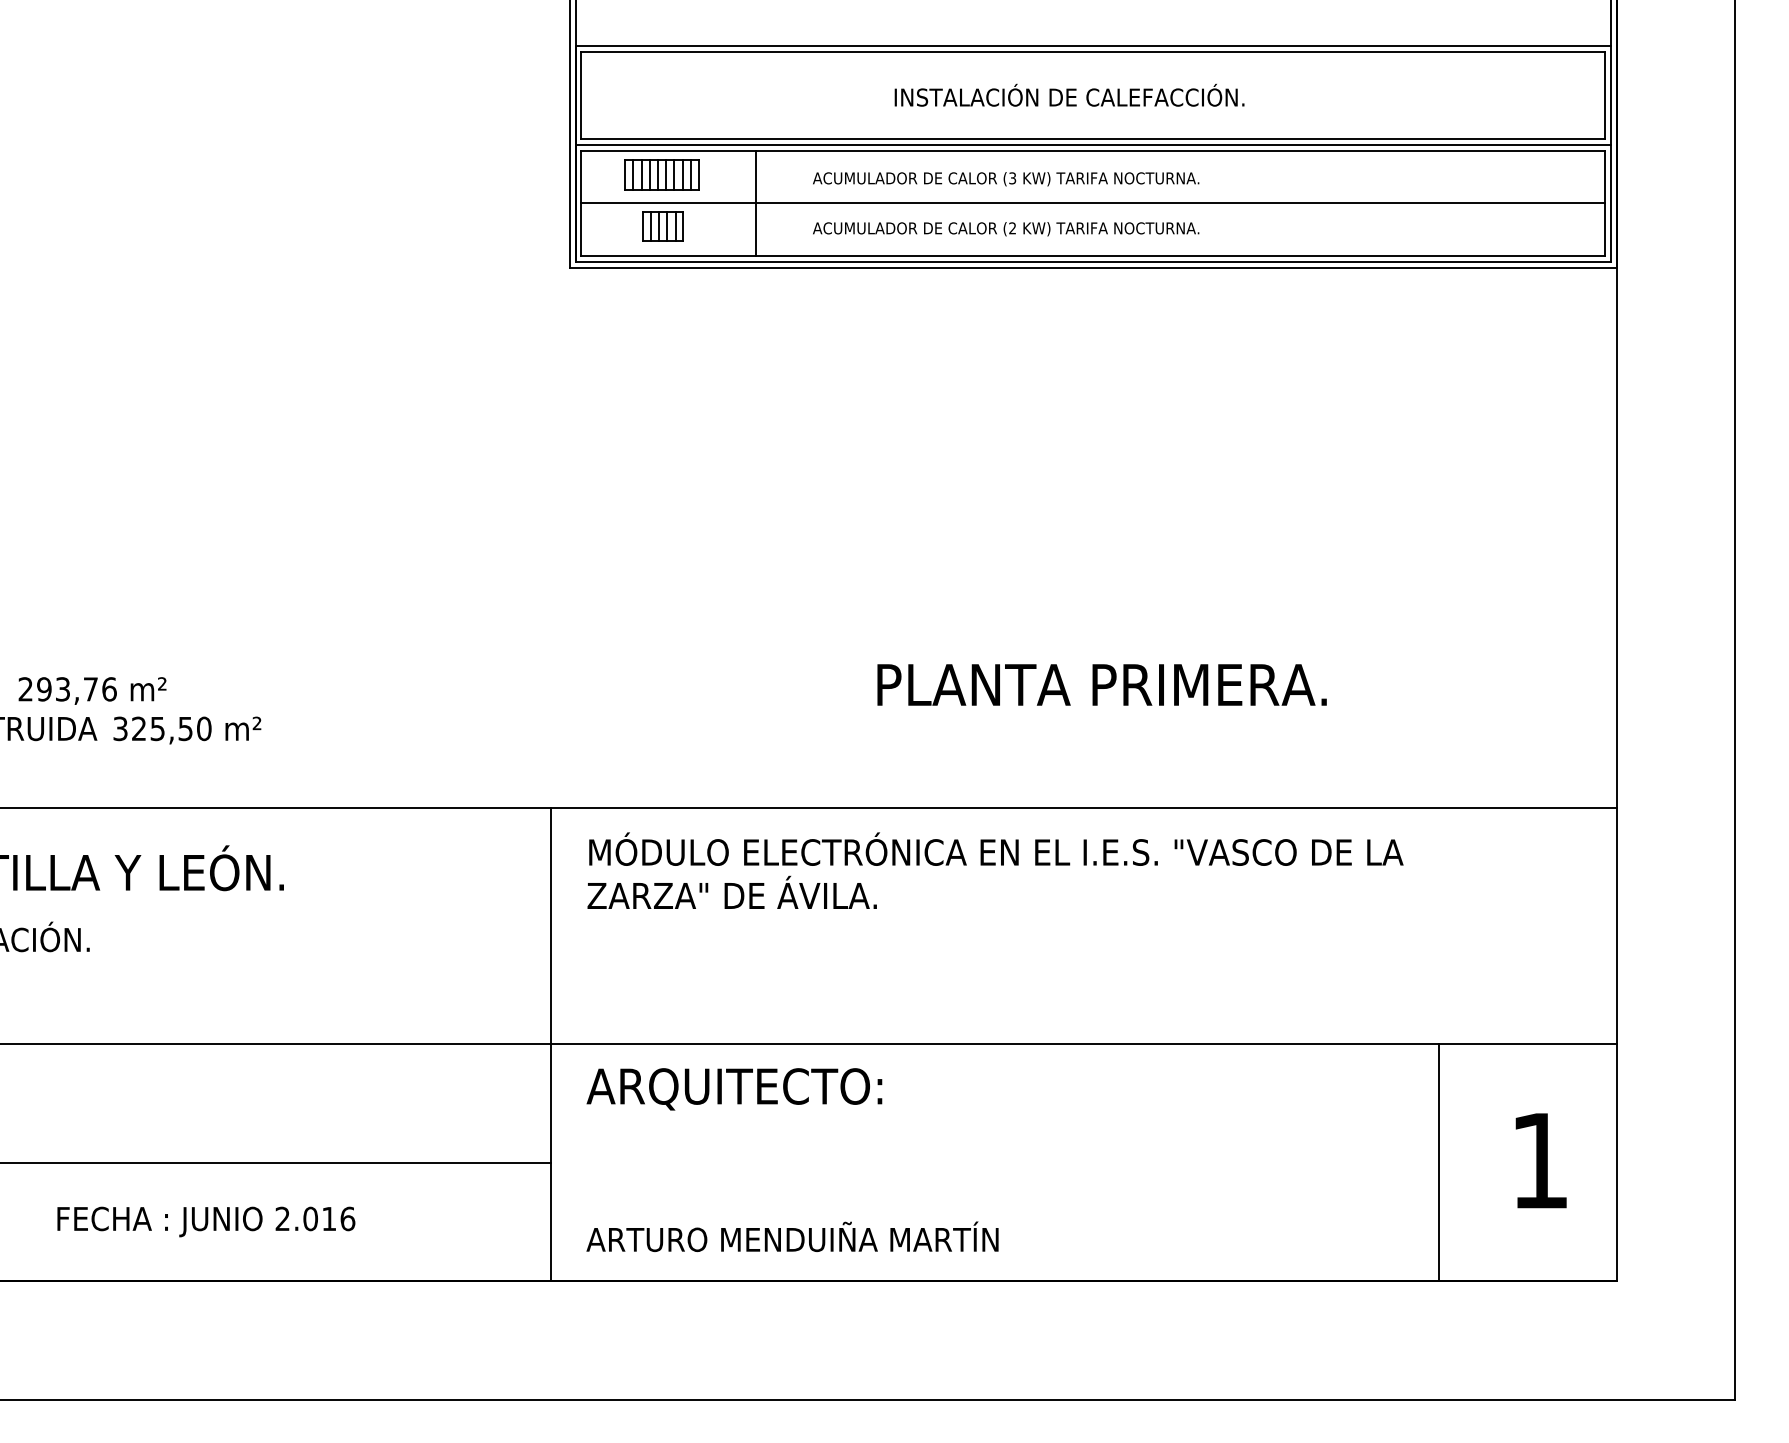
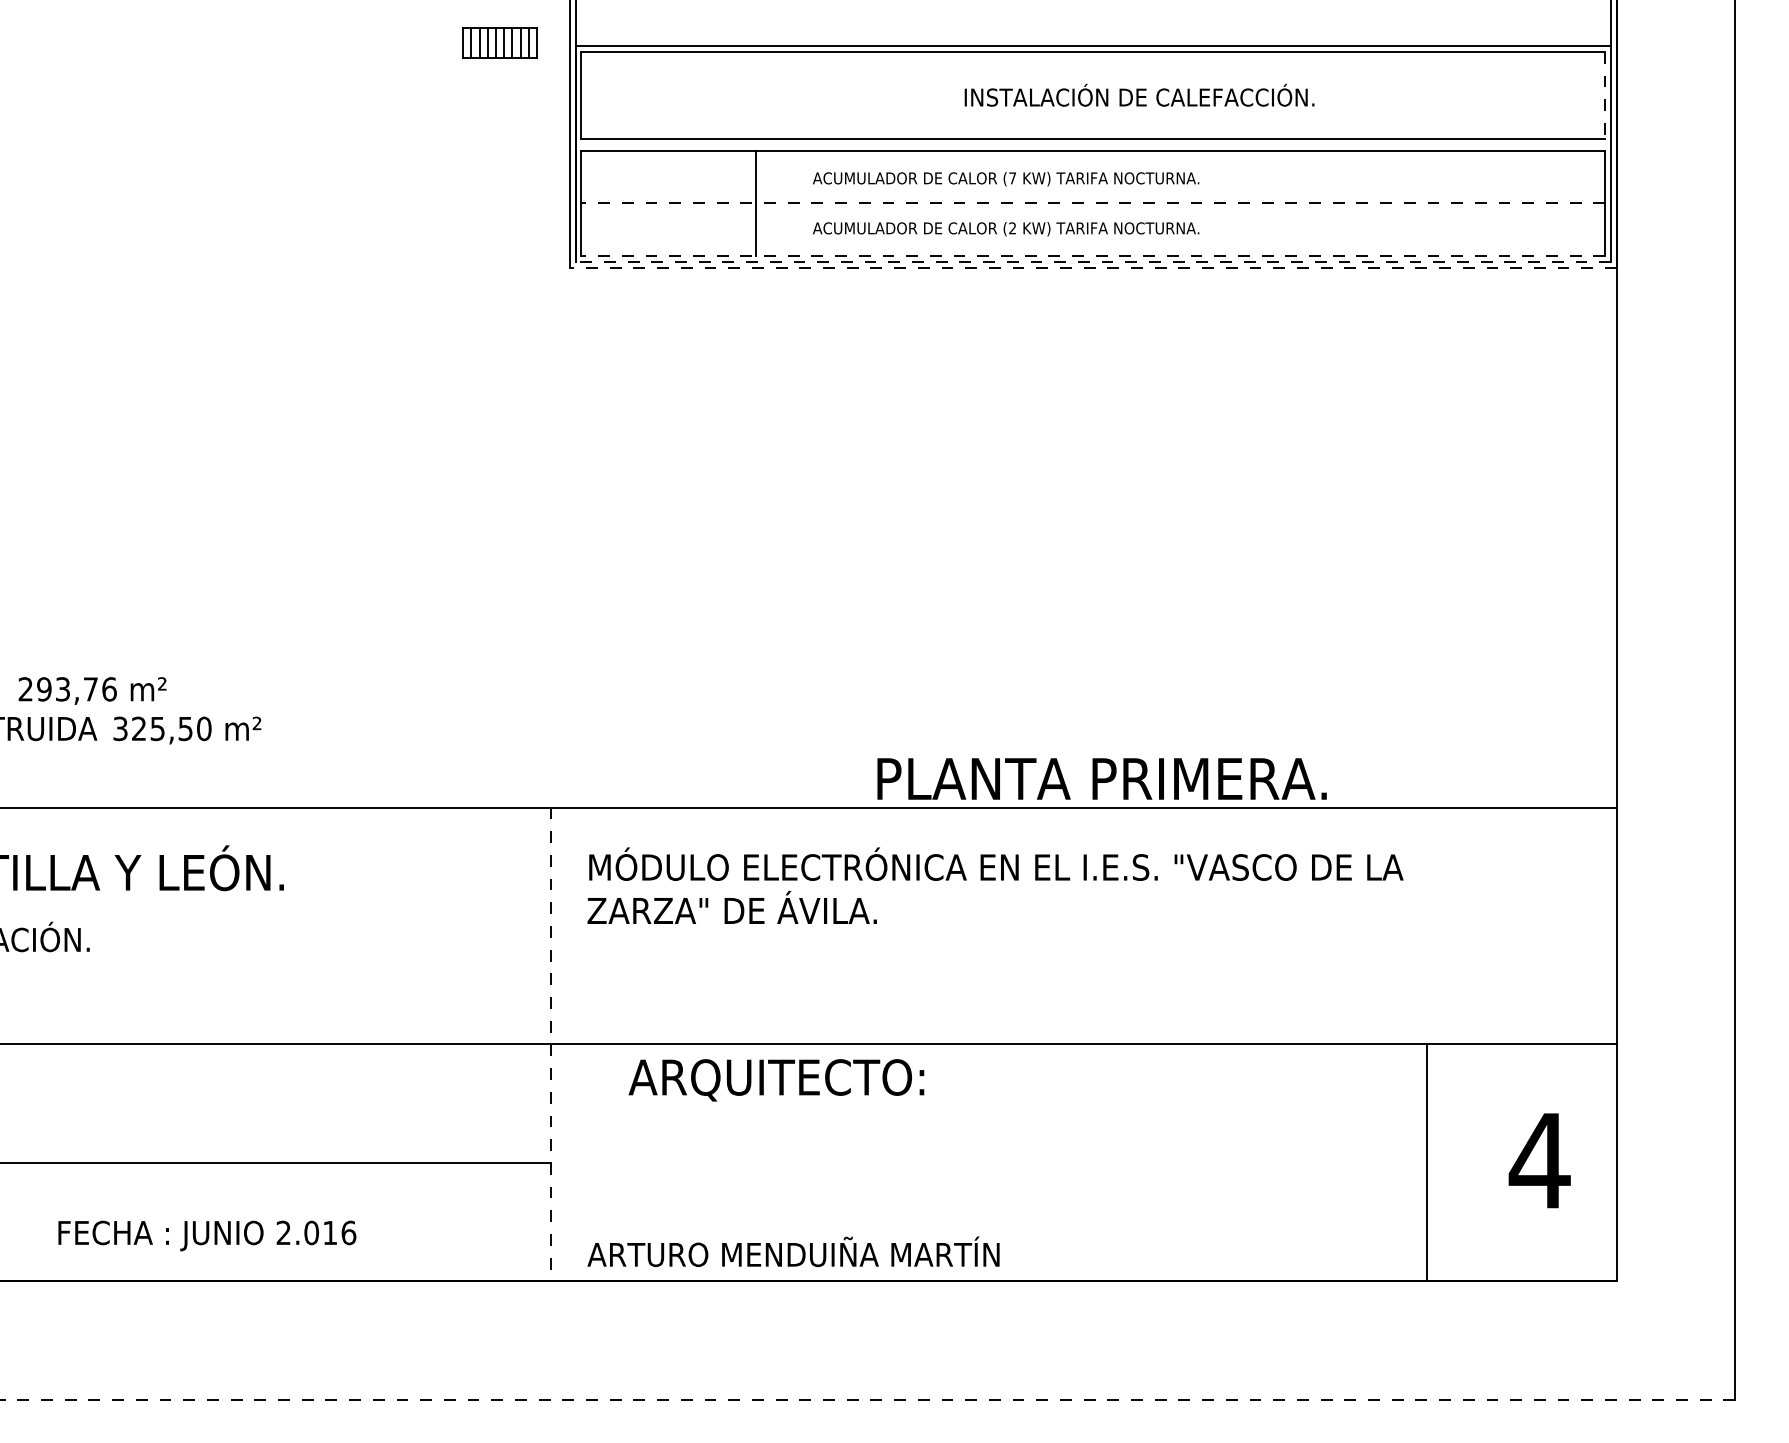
text position: (1069, 94) -> (1139, 94) (1139, 94)
line: solid -> dashed (1605, 95)
line: present -> none (1093, 145)
part position: (661, 174) -> (499, 42) (499, 42)
text: (3 -> (7 (1012, 178)
line: solid -> dashed (1093, 203)
part: present -> none (662, 226)
line: solid -> dashed (1093, 255)
line: solid -> dashed (1093, 261)
line: solid -> dashed (1093, 267)
text position: (1101, 684) -> (1101, 778) (1101, 778)
text position: (995, 870) -> (995, 885) (995, 885)
line: solid -> dashed (550, 1044)
text position: (734, 1089) -> (776, 1080) (776, 1080)
text: 1 -> 4 (1539, 1160)
line position: (1439, 1162) -> (1427, 1162) (1427, 1162)
text position: (206, 1221) -> (207, 1235) (207, 1235)
text position: (792, 1236) -> (793, 1251) (793, 1251)
line: solid -> dashed (867, 1399)
